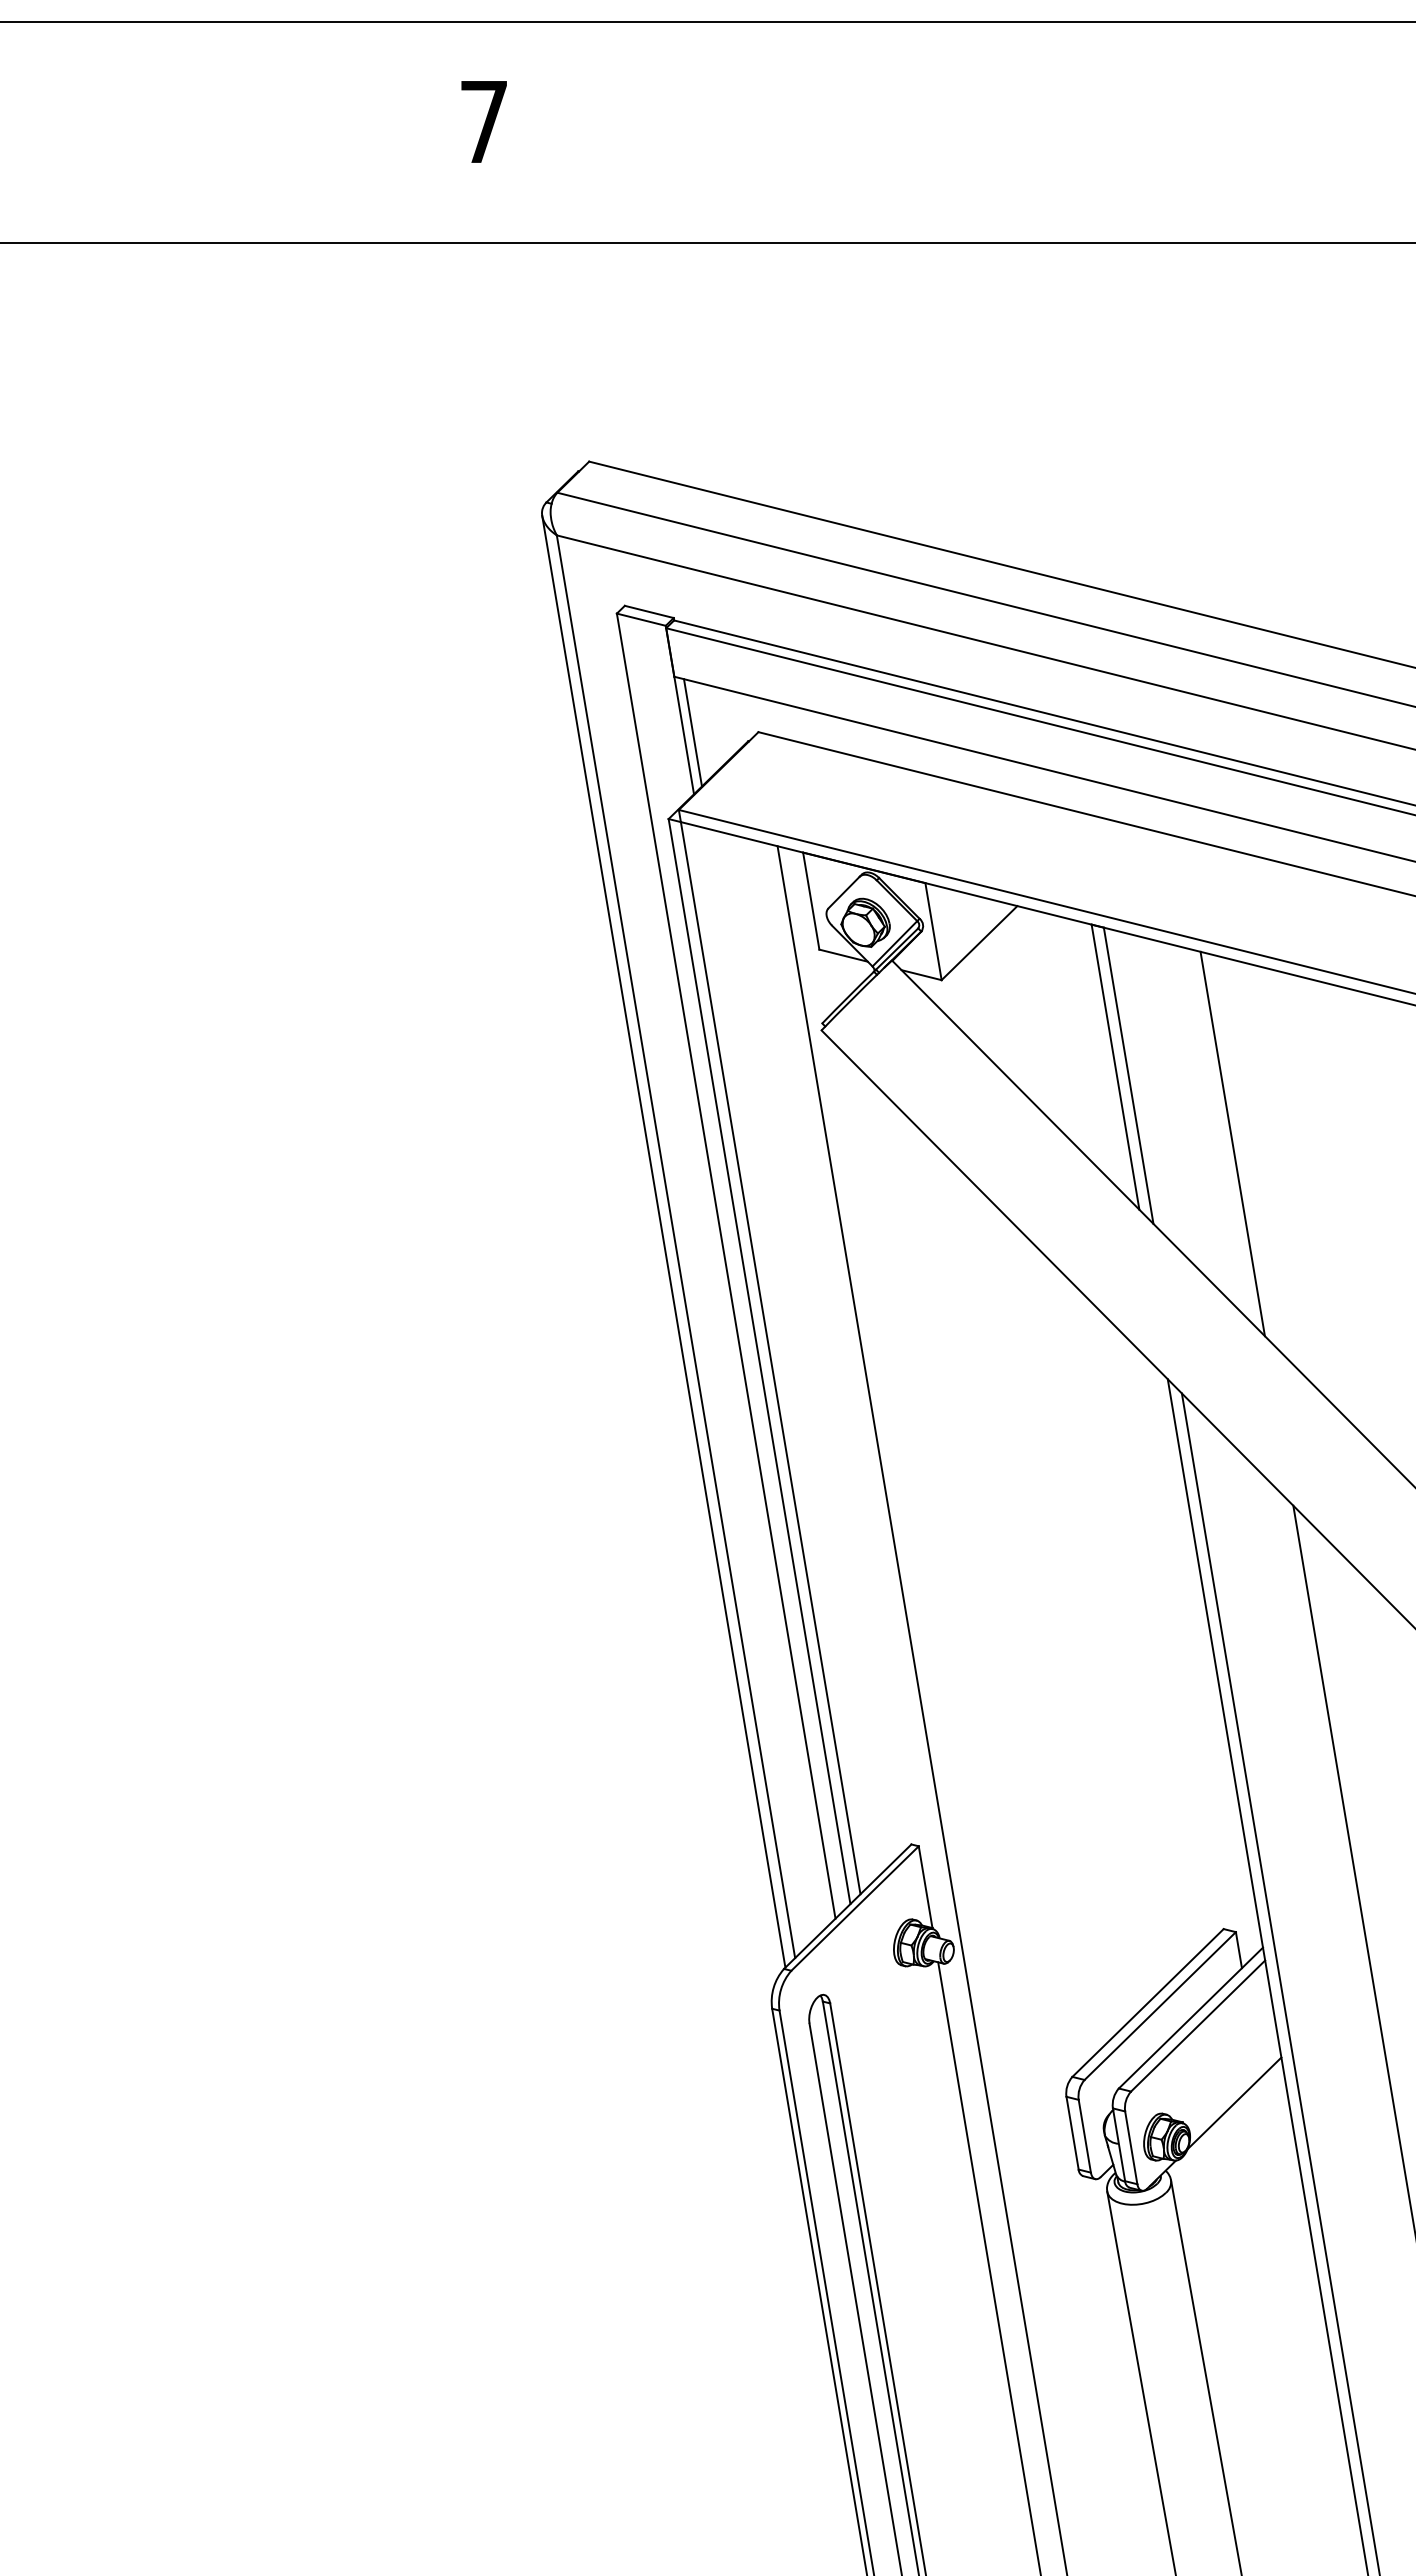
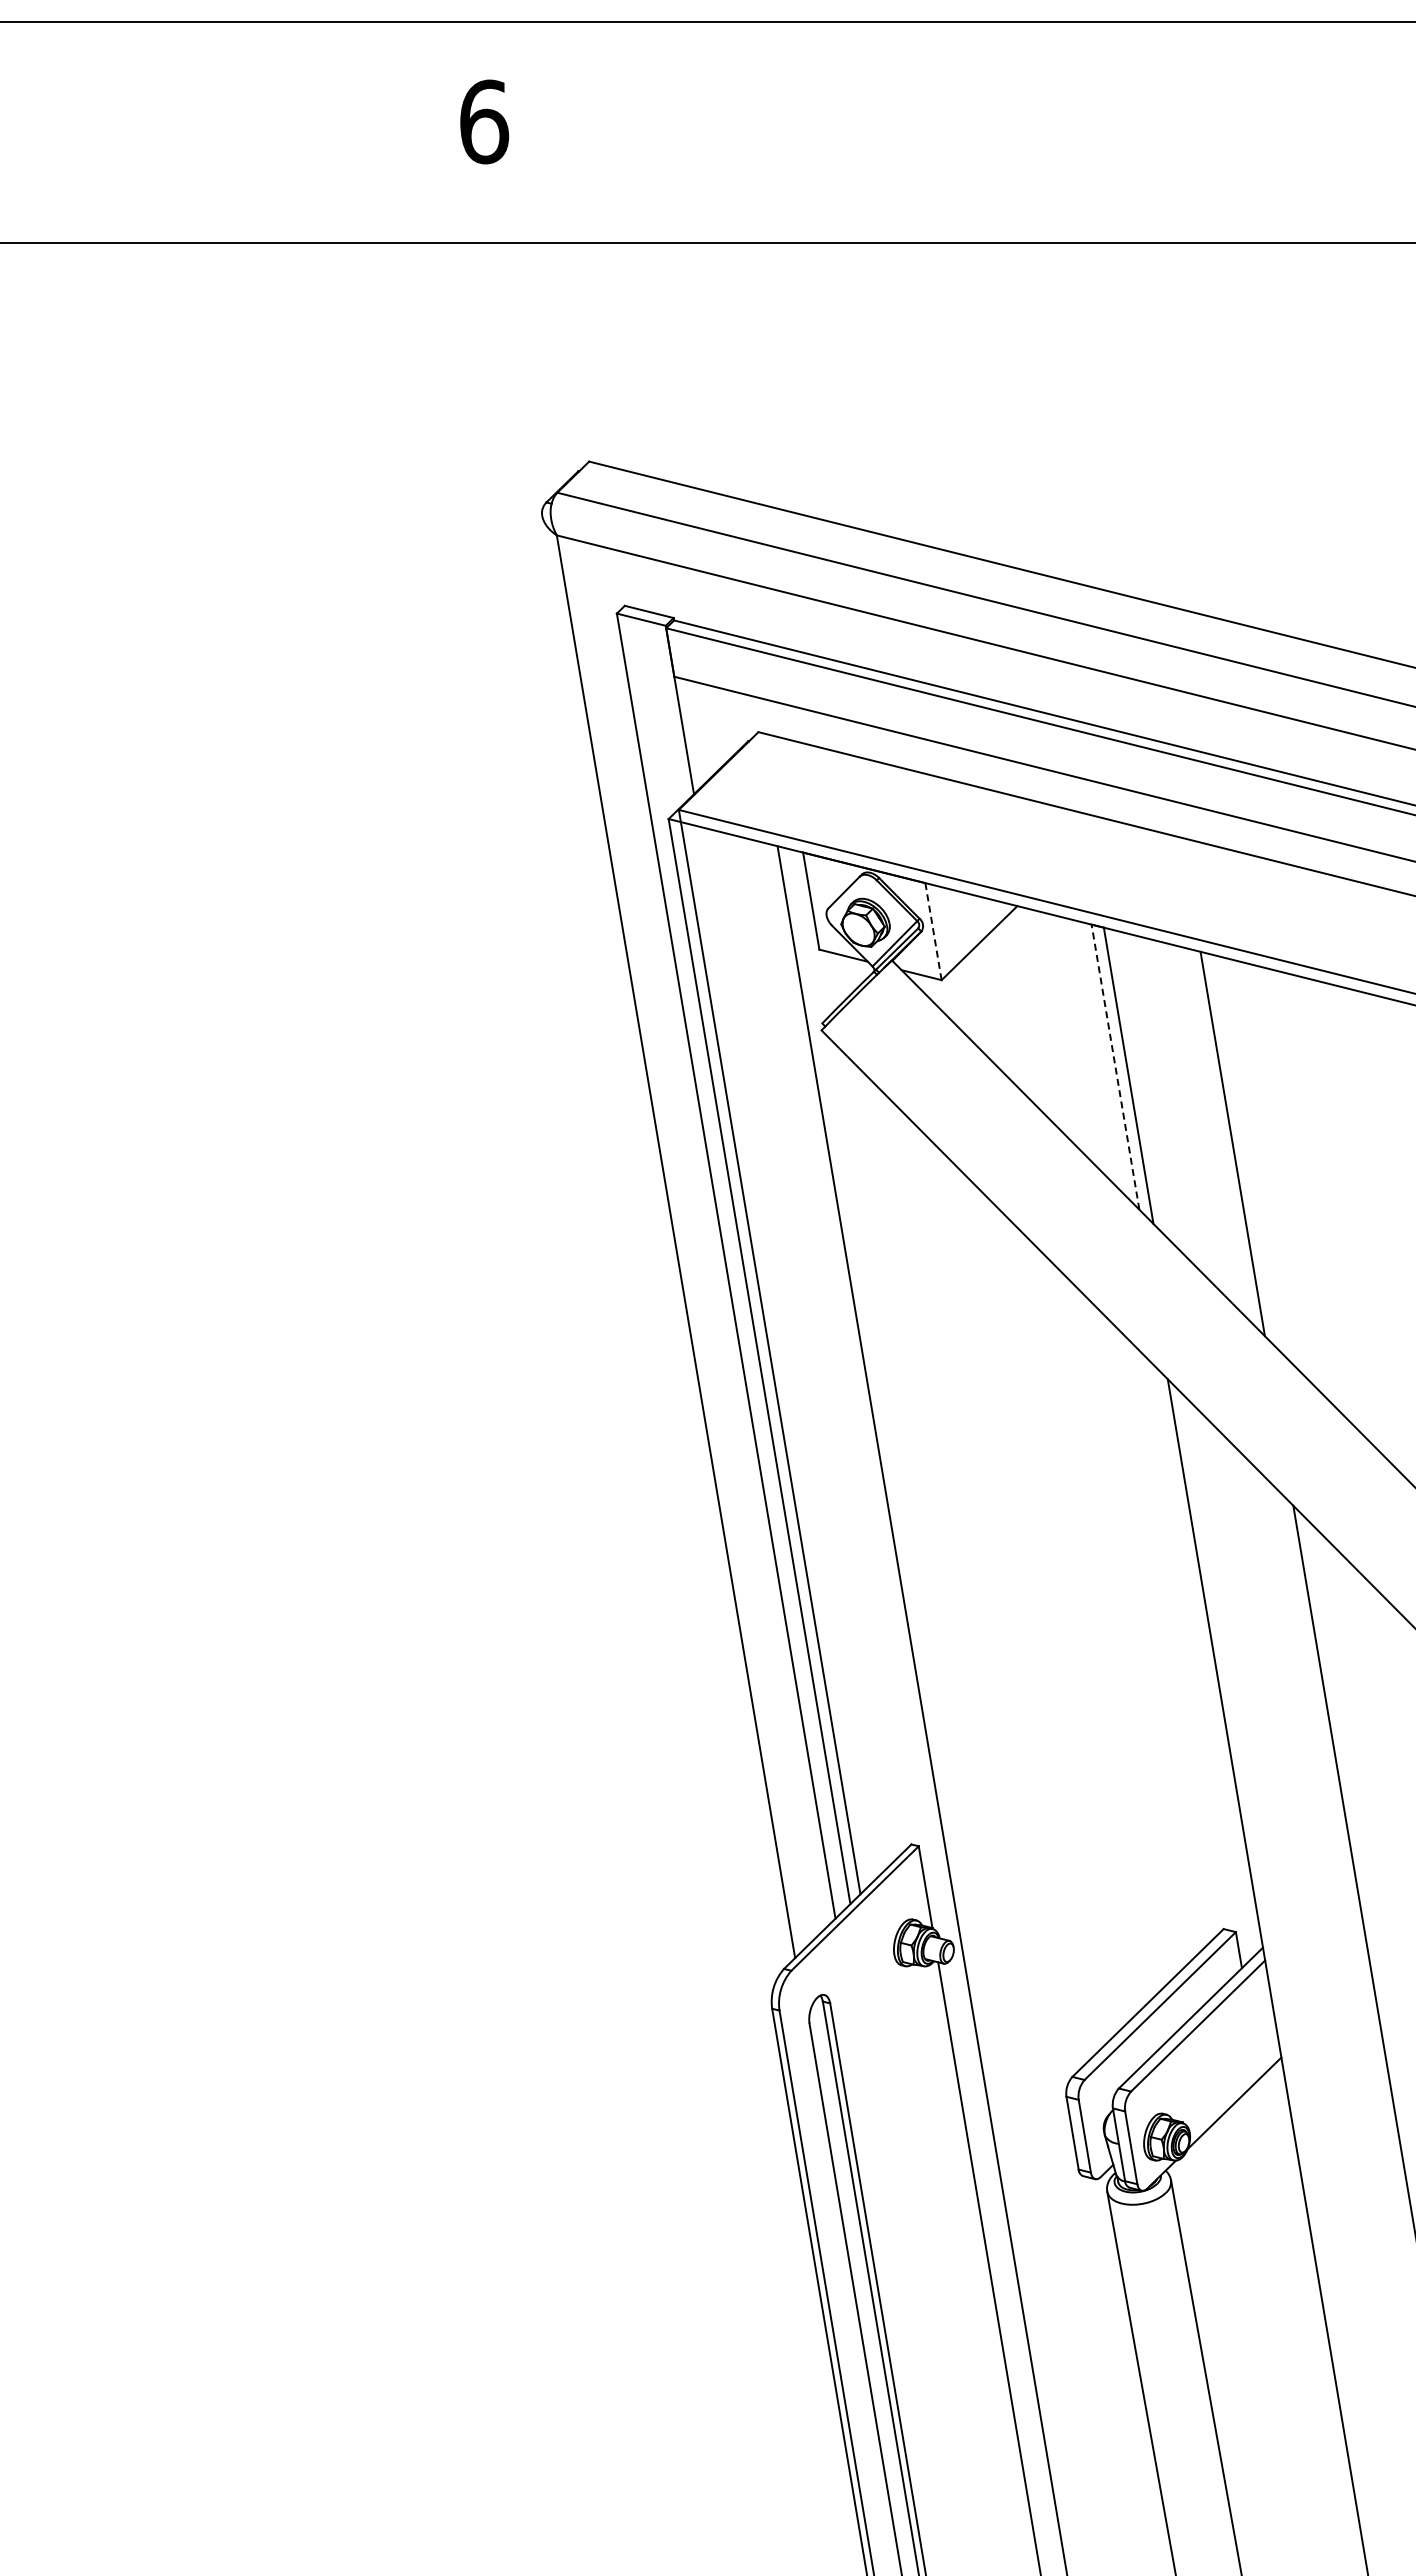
text: 7 -> 6 (484, 121)
line: present -> none (692, 732)
line: solid -> dashed (933, 932)
line: solid -> dashed (1115, 1067)
line: present -> none (663, 1241)
line: present -> none (1280, 1982)
